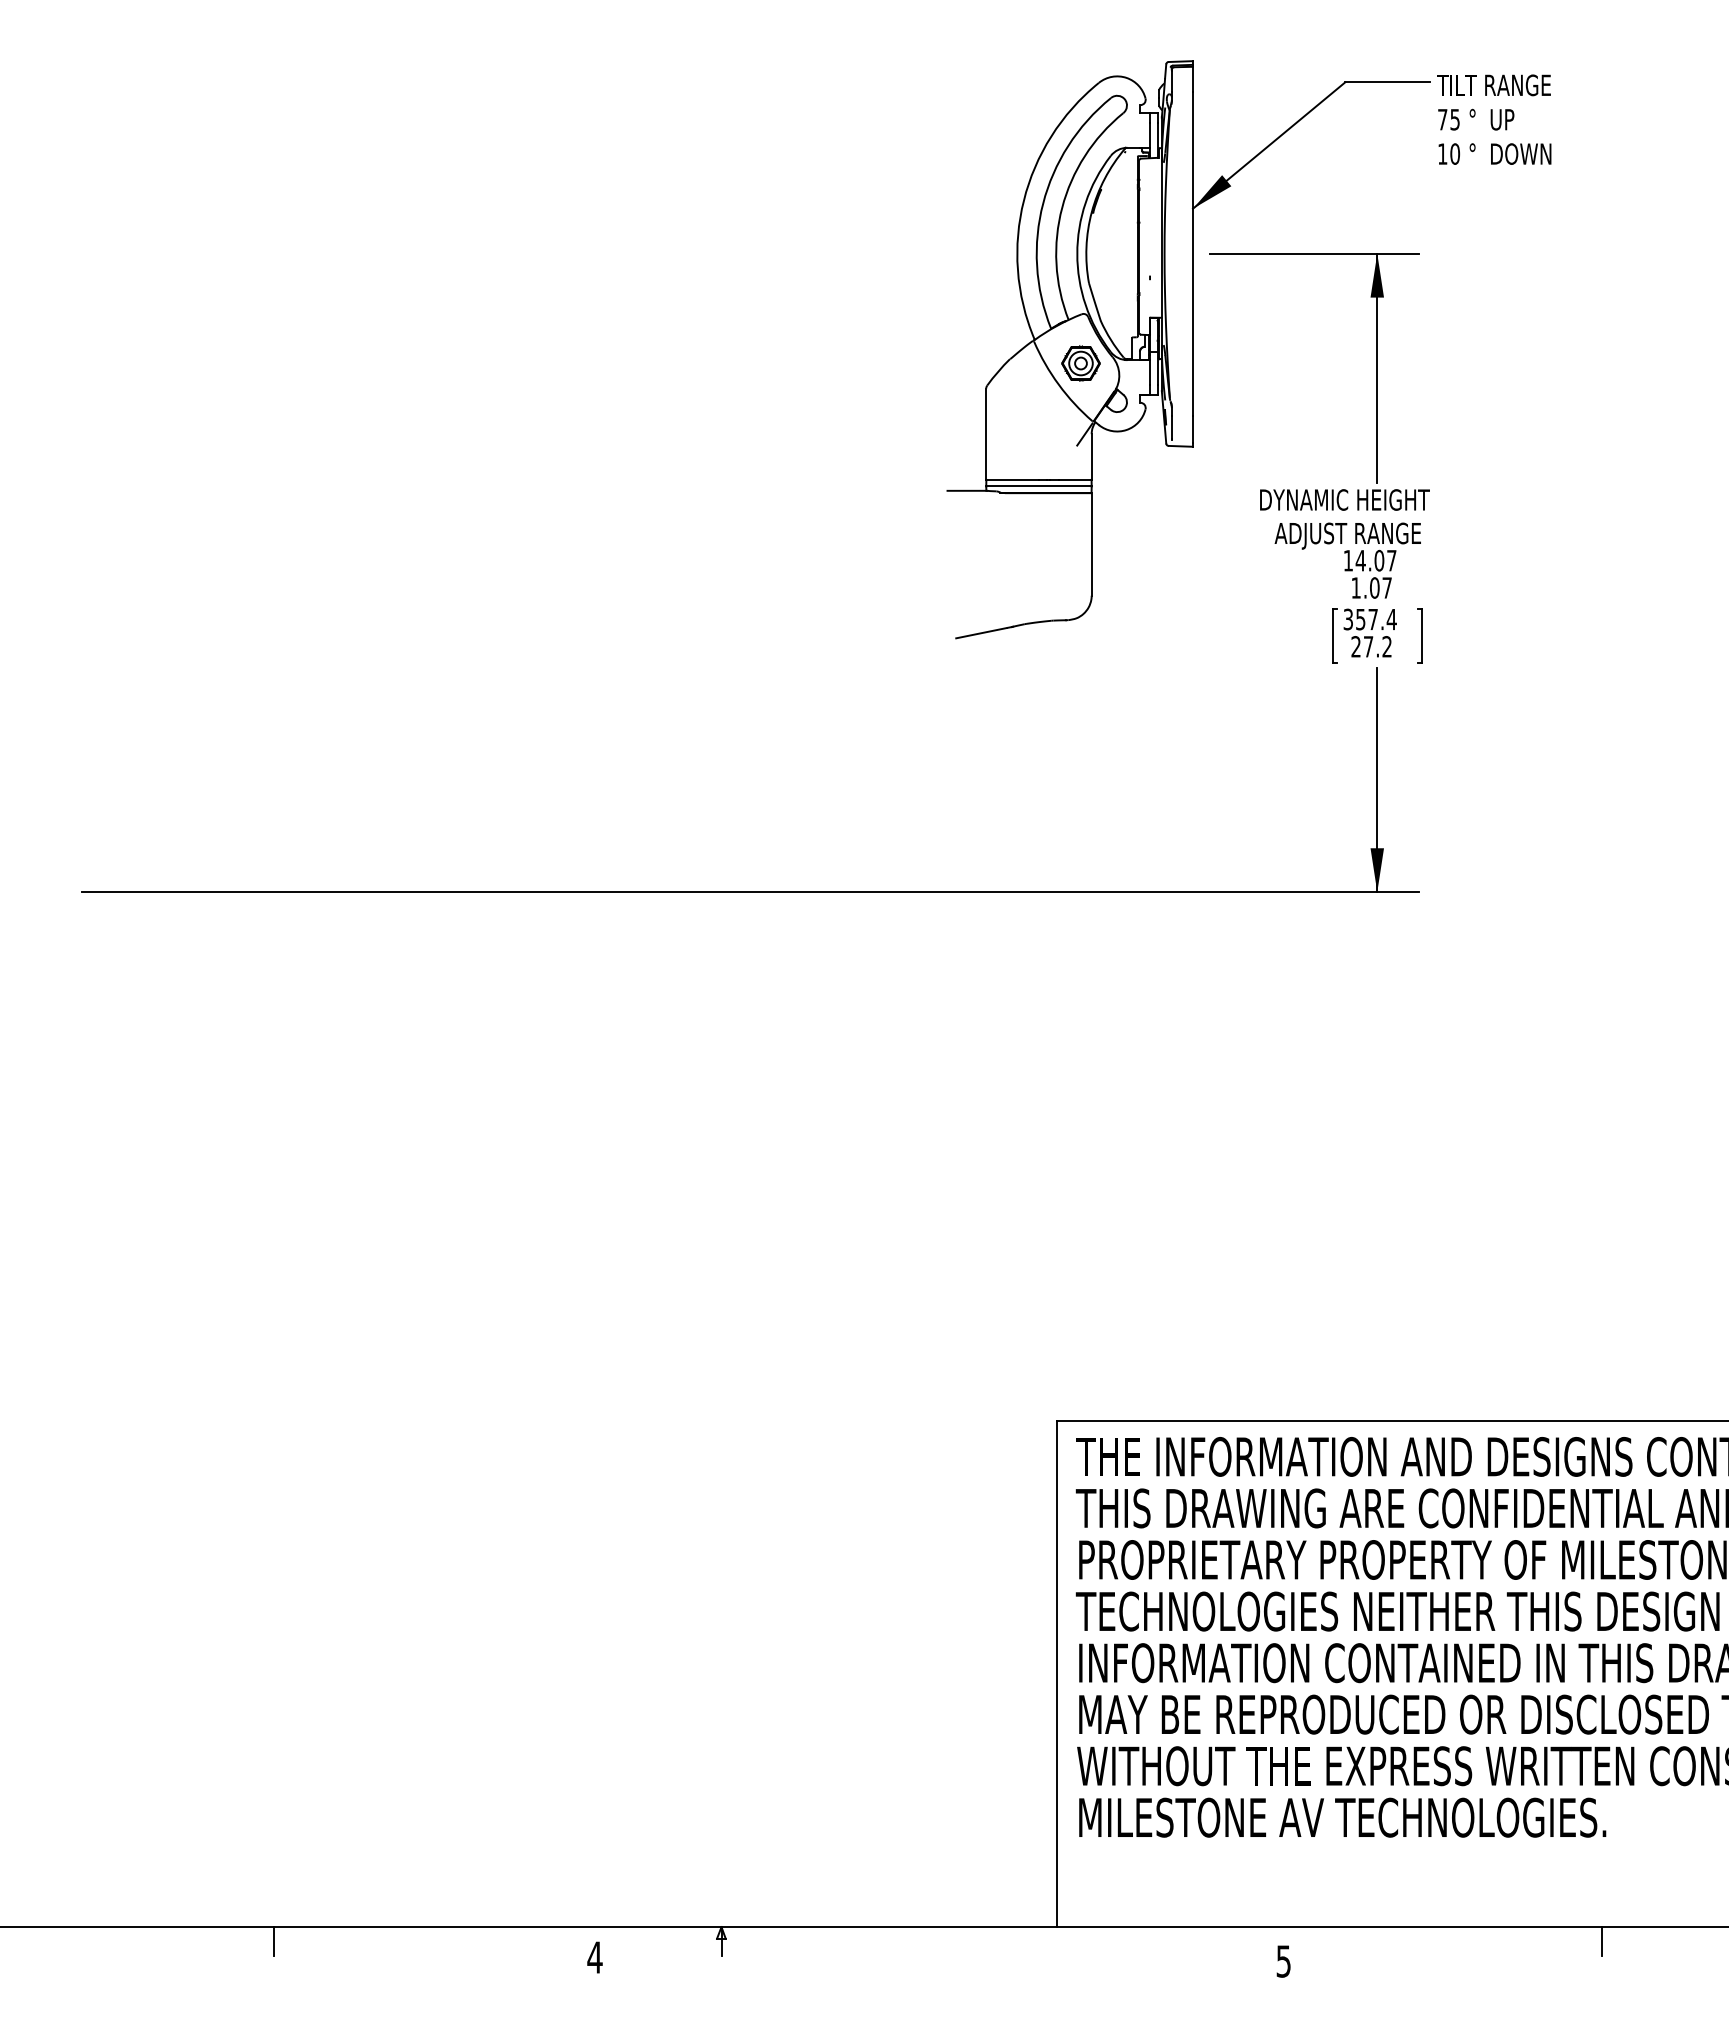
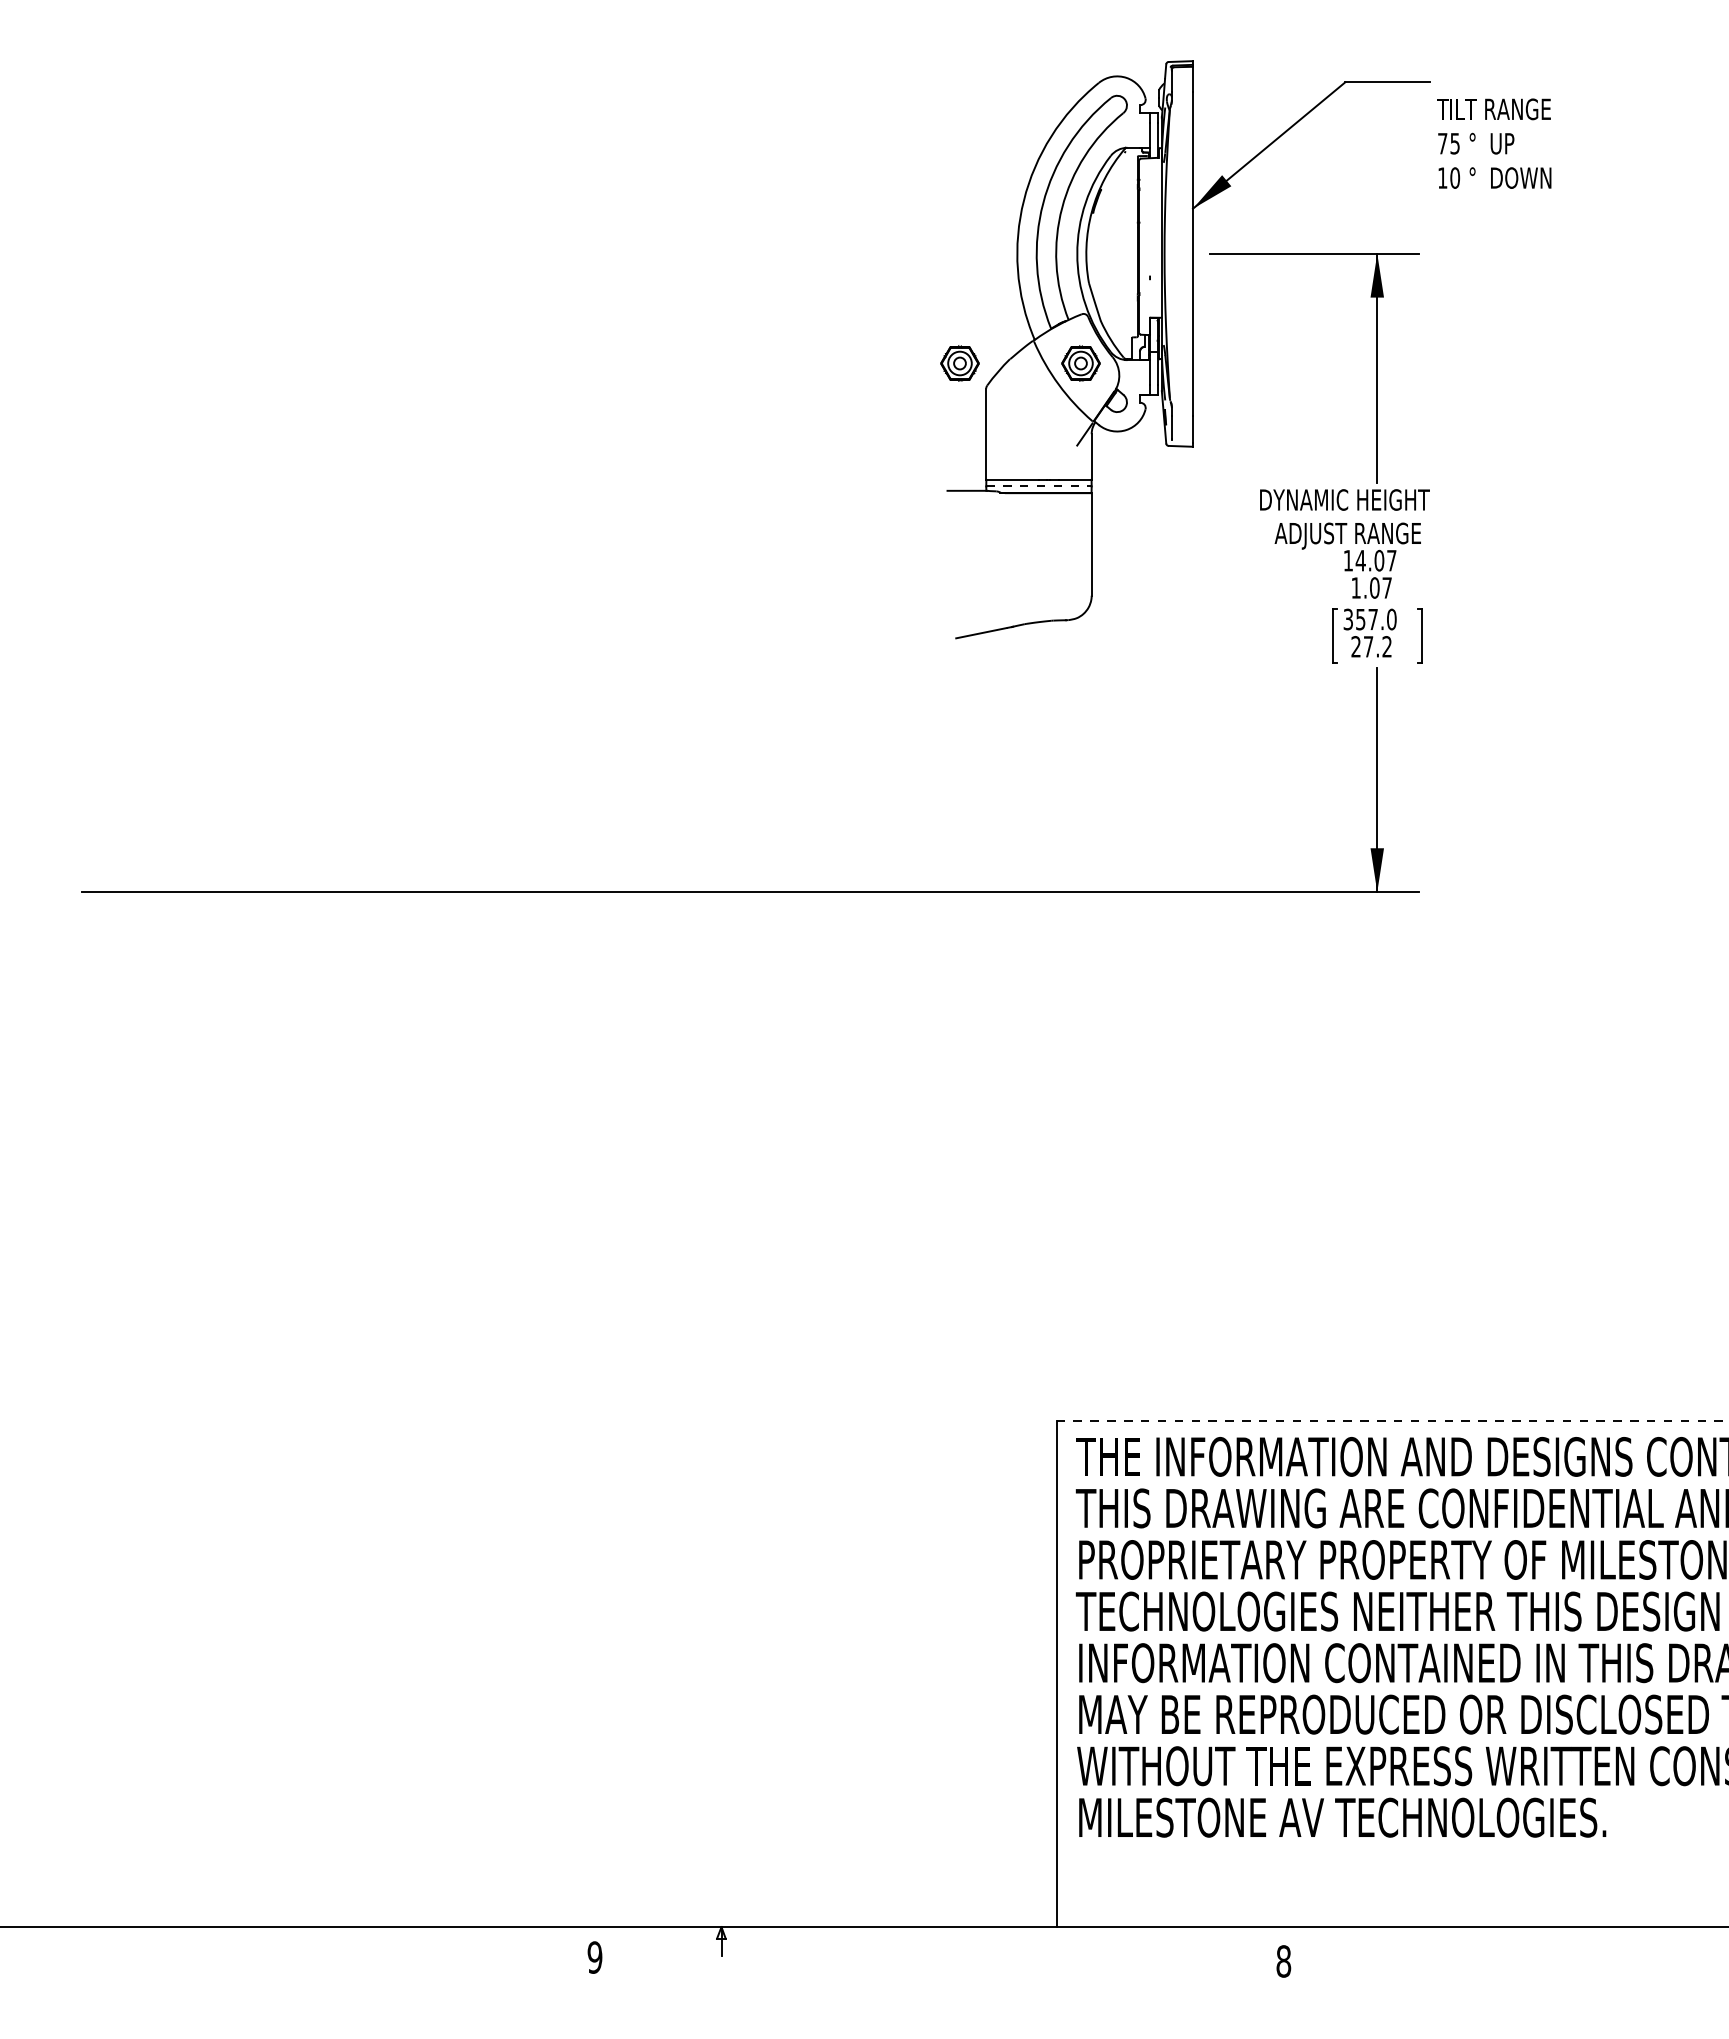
text position: (1494, 119) -> (1494, 143) (1494, 143)
part: none -> present (959, 363)
line: solid -> dashed (1038, 486)
text: 357.4 -> 357.0 (1391, 619)
line: solid -> dashed (1392, 1421)
line: present -> none (273, 1941)
line: present -> none (1602, 1941)
text: 4 -> 9 (594, 1957)
text: 5 -> 8 (1283, 1961)
